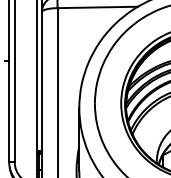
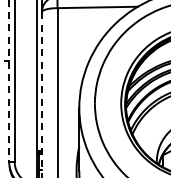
line: solid -> dashed (9, 81)
line: solid -> dashed (41, 95)
